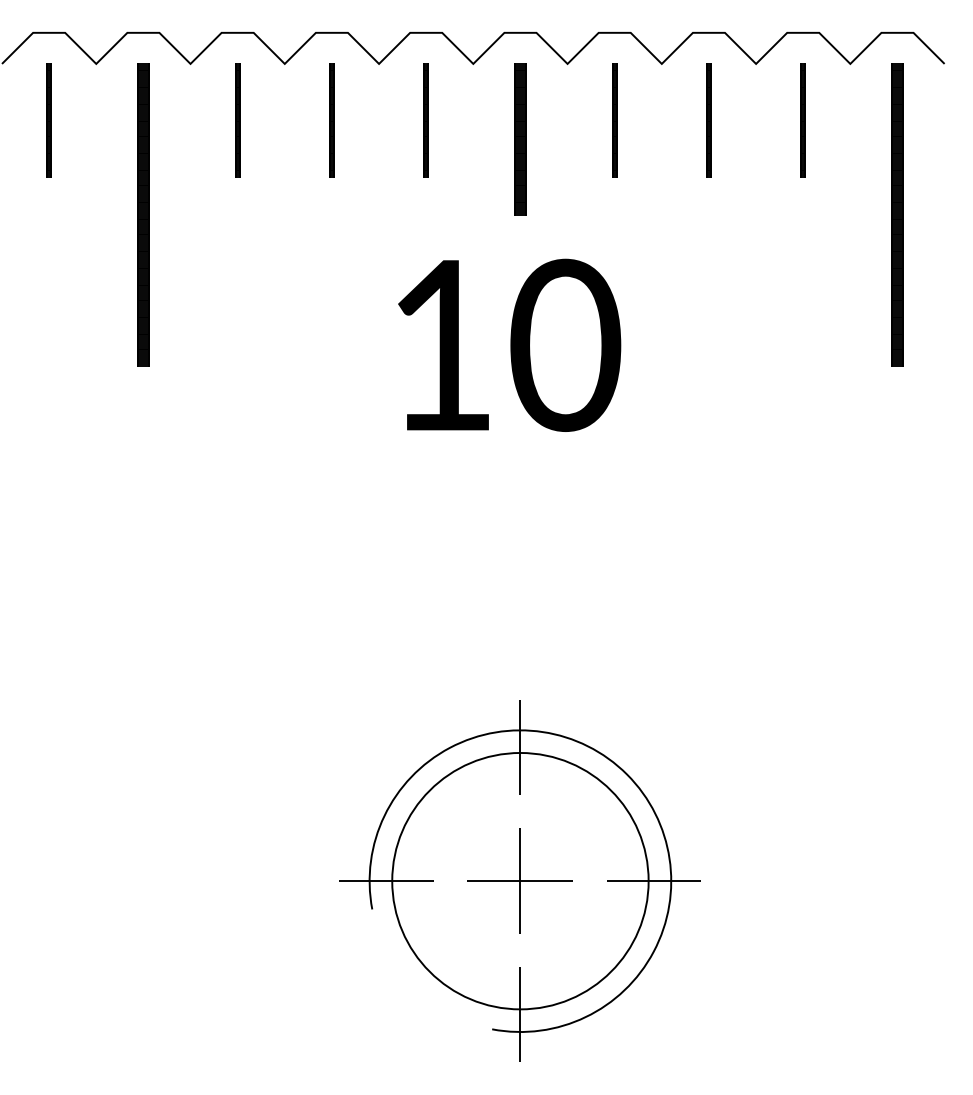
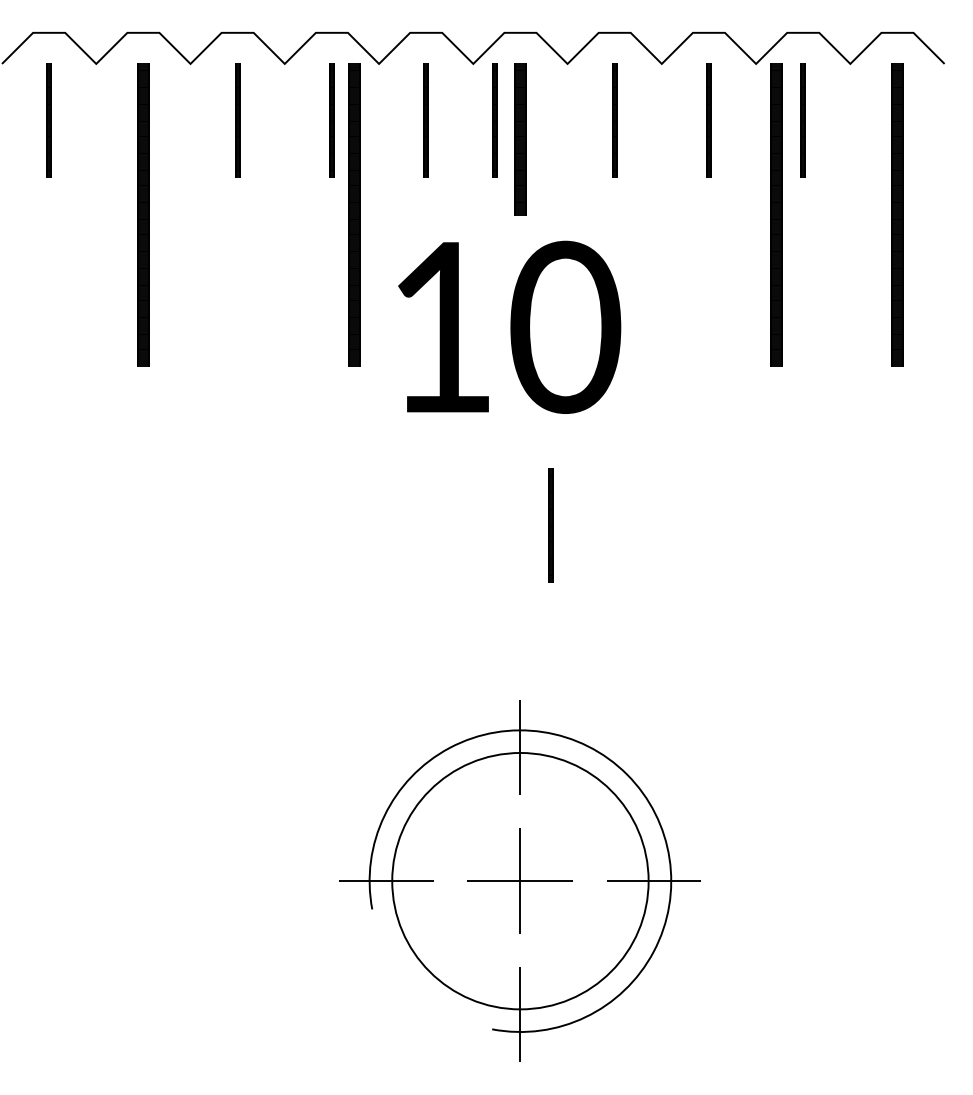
part: none -> present (494, 120)
part: none -> present (354, 214)
part: none -> present (776, 214)
text position: (509, 344) -> (509, 326) (509, 326)
part: none -> present (550, 525)
